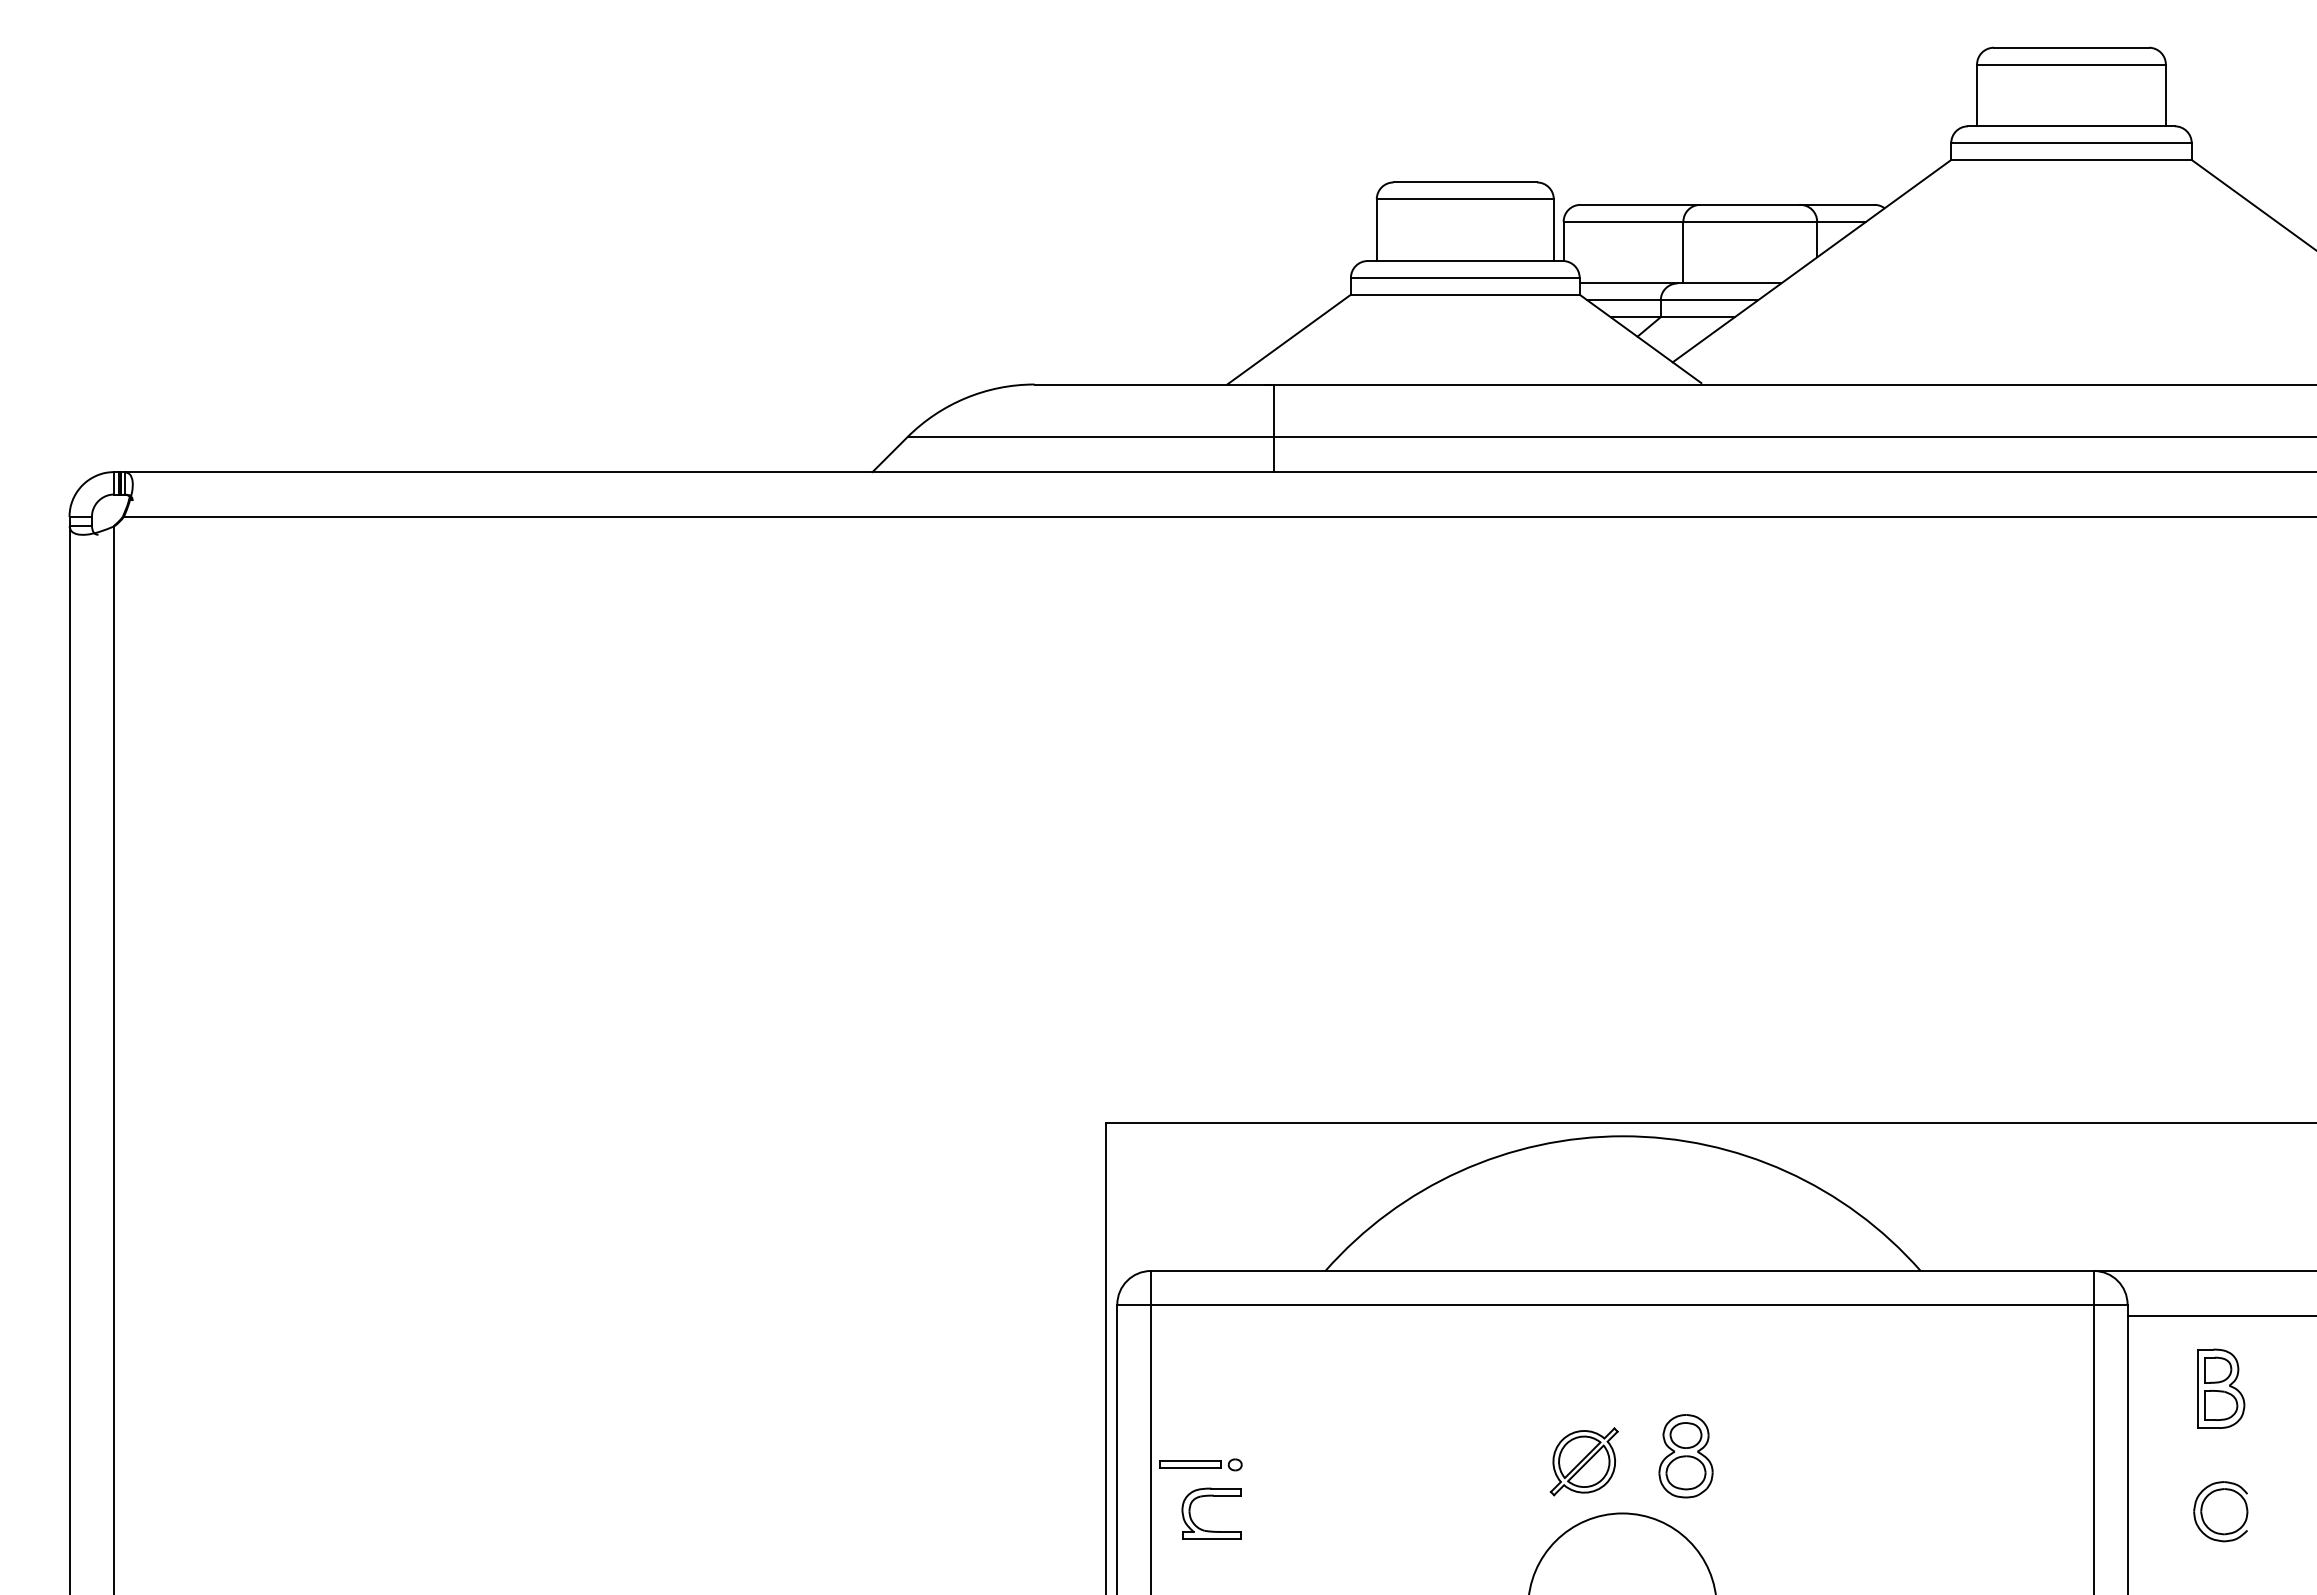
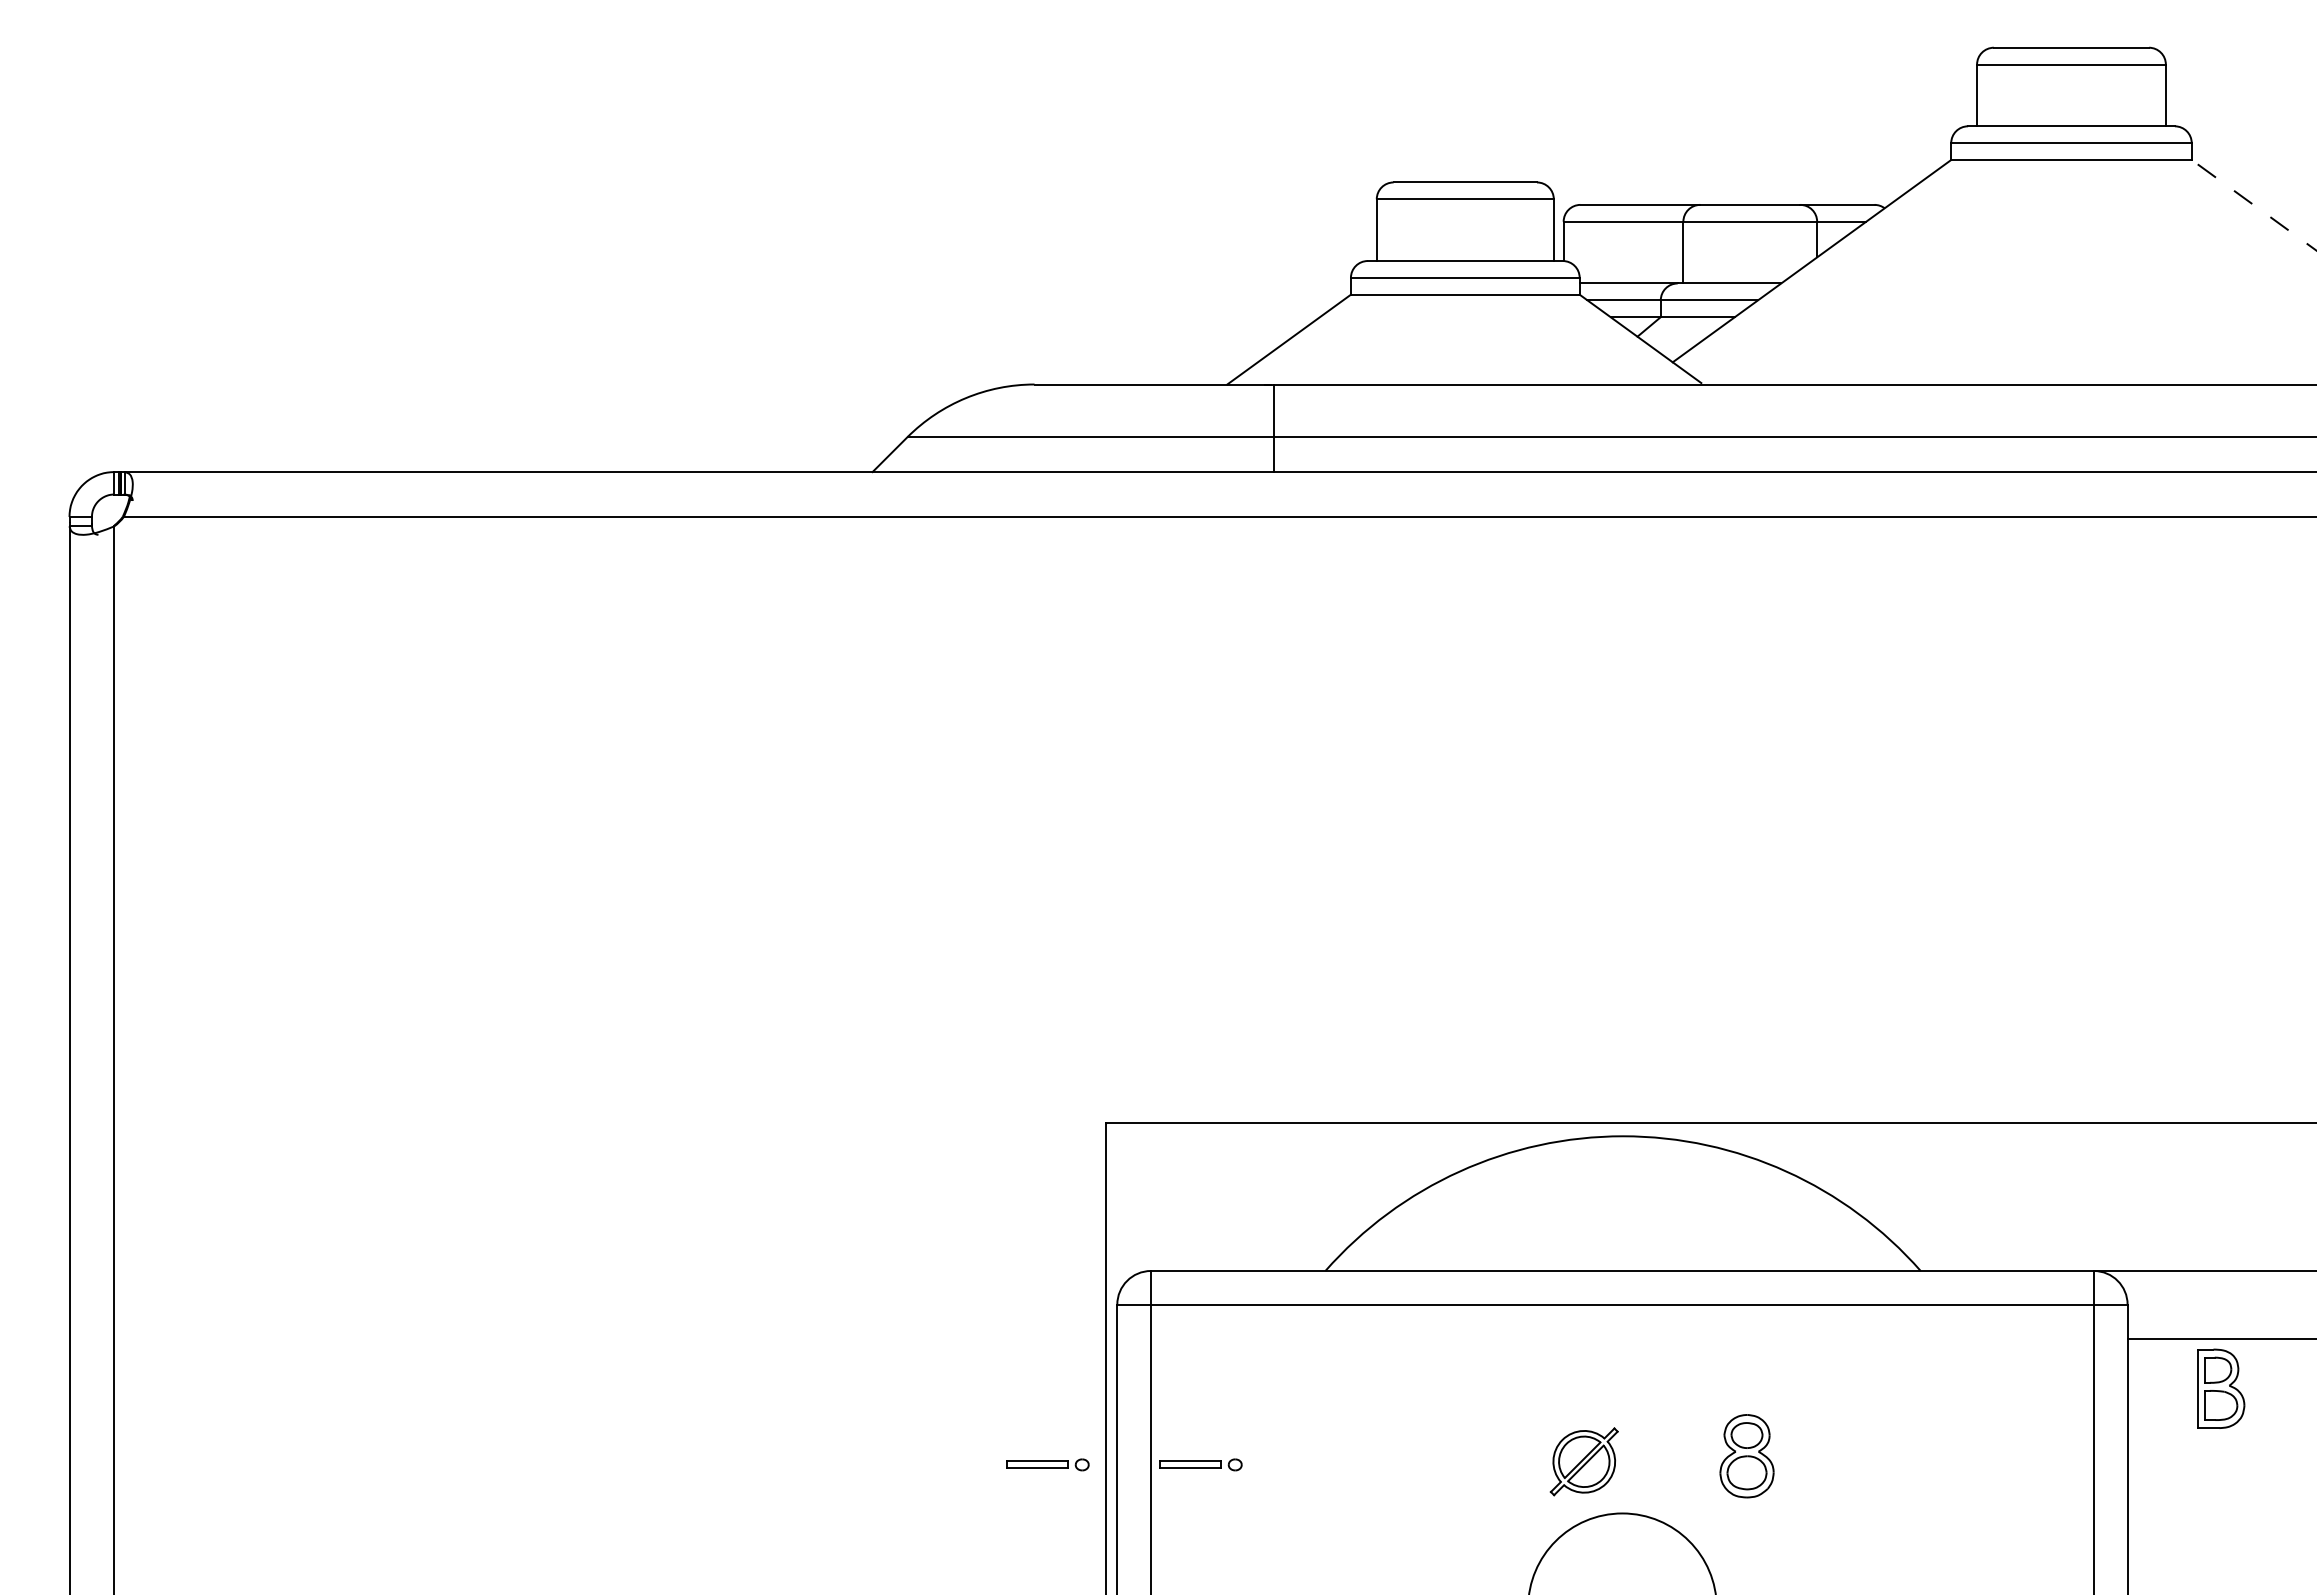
line: solid -> dashed (2253, 205)
line position: (2220, 1315) -> (2220, 1338) (2220, 1338)
part position: (1685, 1456) -> (1746, 1456) (1746, 1456)
part: none -> present (1047, 1464)
part: present -> none (1211, 1496)
part: present -> none (2220, 1511)
